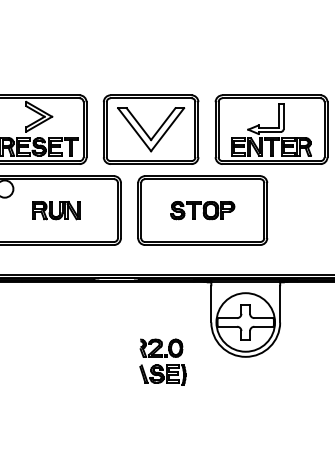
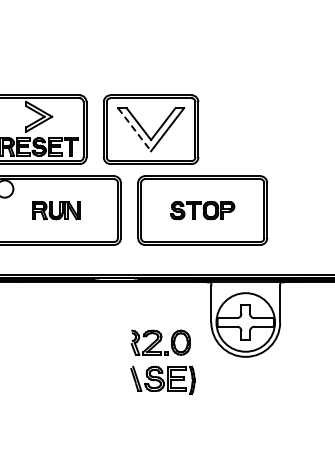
part: present -> none (271, 129)
line: solid -> dashed (134, 130)
part size: 48x48 px -> 66x66 px (162, 361)
